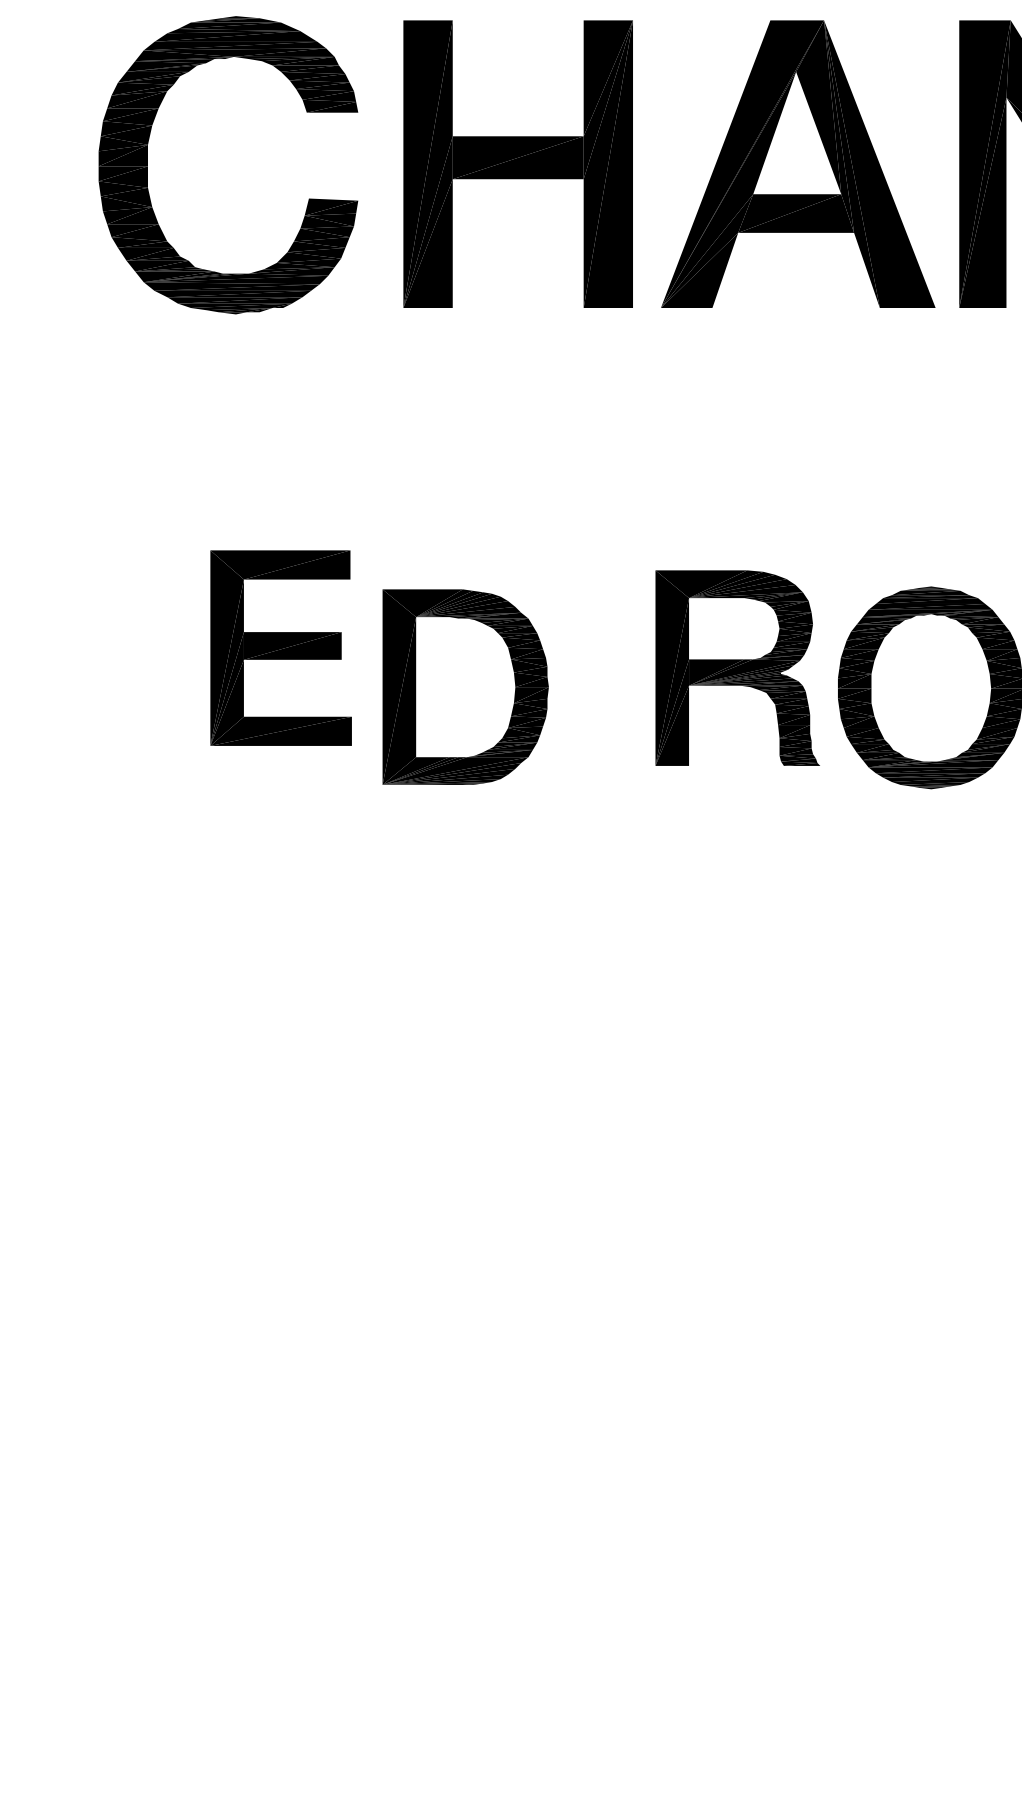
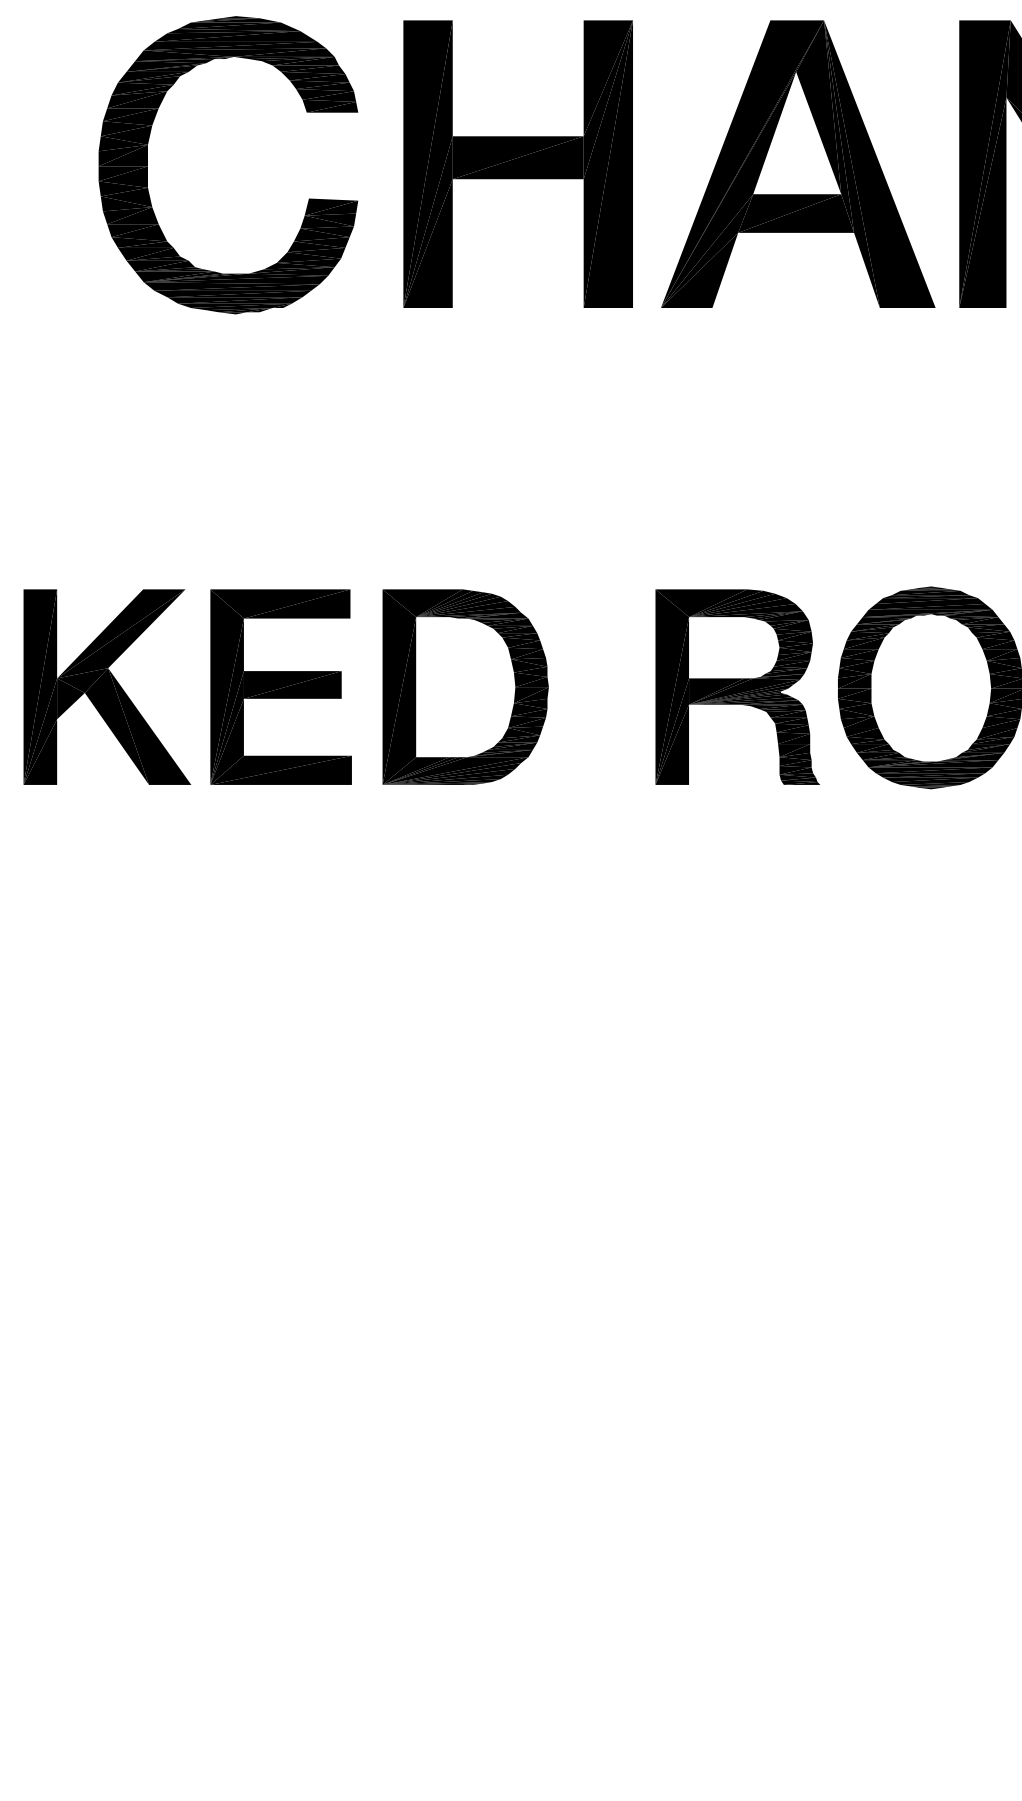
part position: (280, 647) -> (280, 686) (280, 686)
part position: (737, 667) -> (737, 686) (737, 686)
part: none -> present (106, 686)
